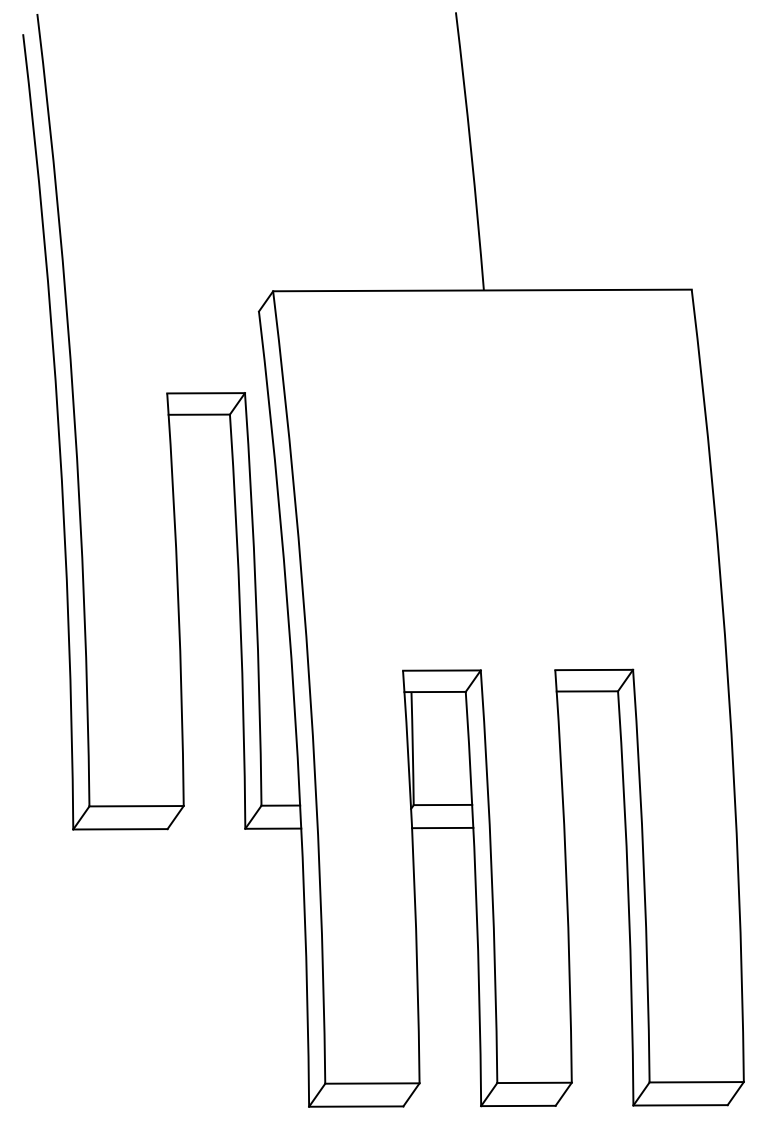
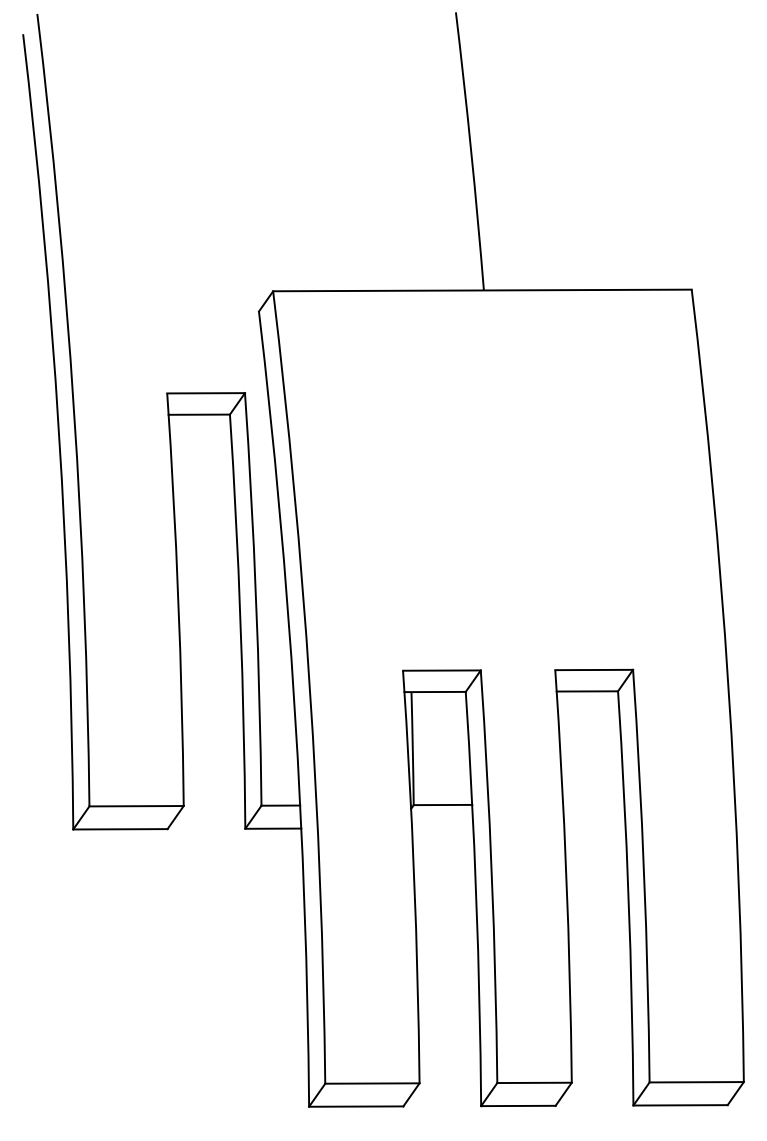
line: present -> none (442, 827)
